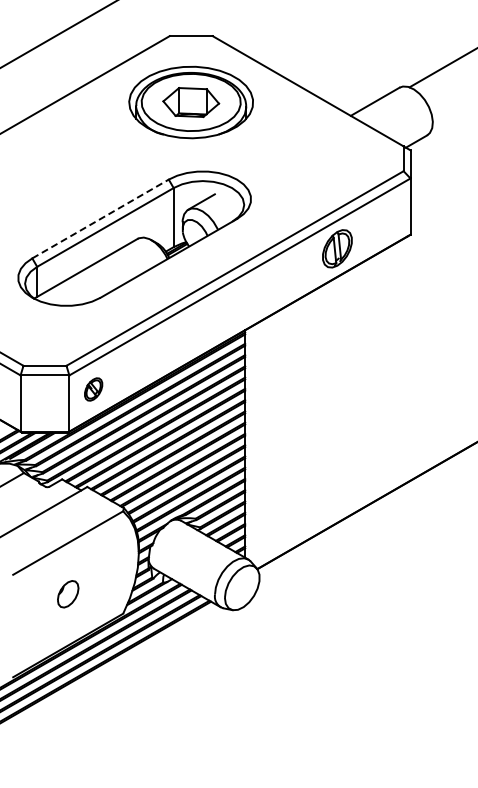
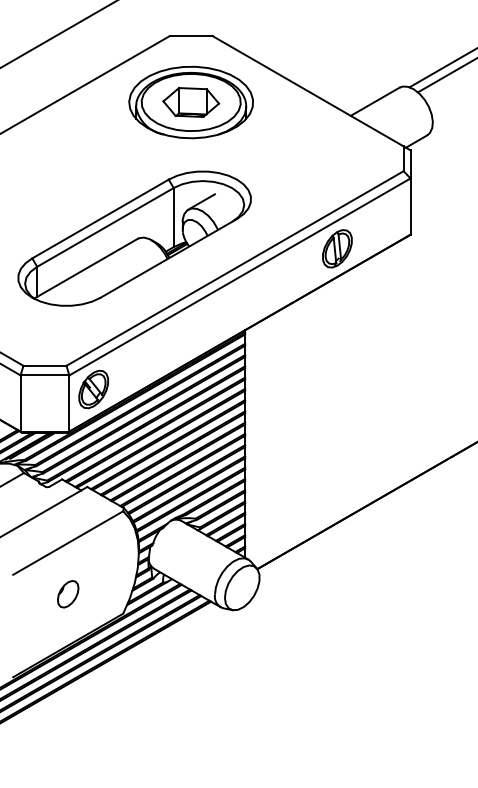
line: none -> present (446, 75)
line: dashed -> solid (100, 219)
part size: 20x25 px -> 31x41 px (93, 389)
